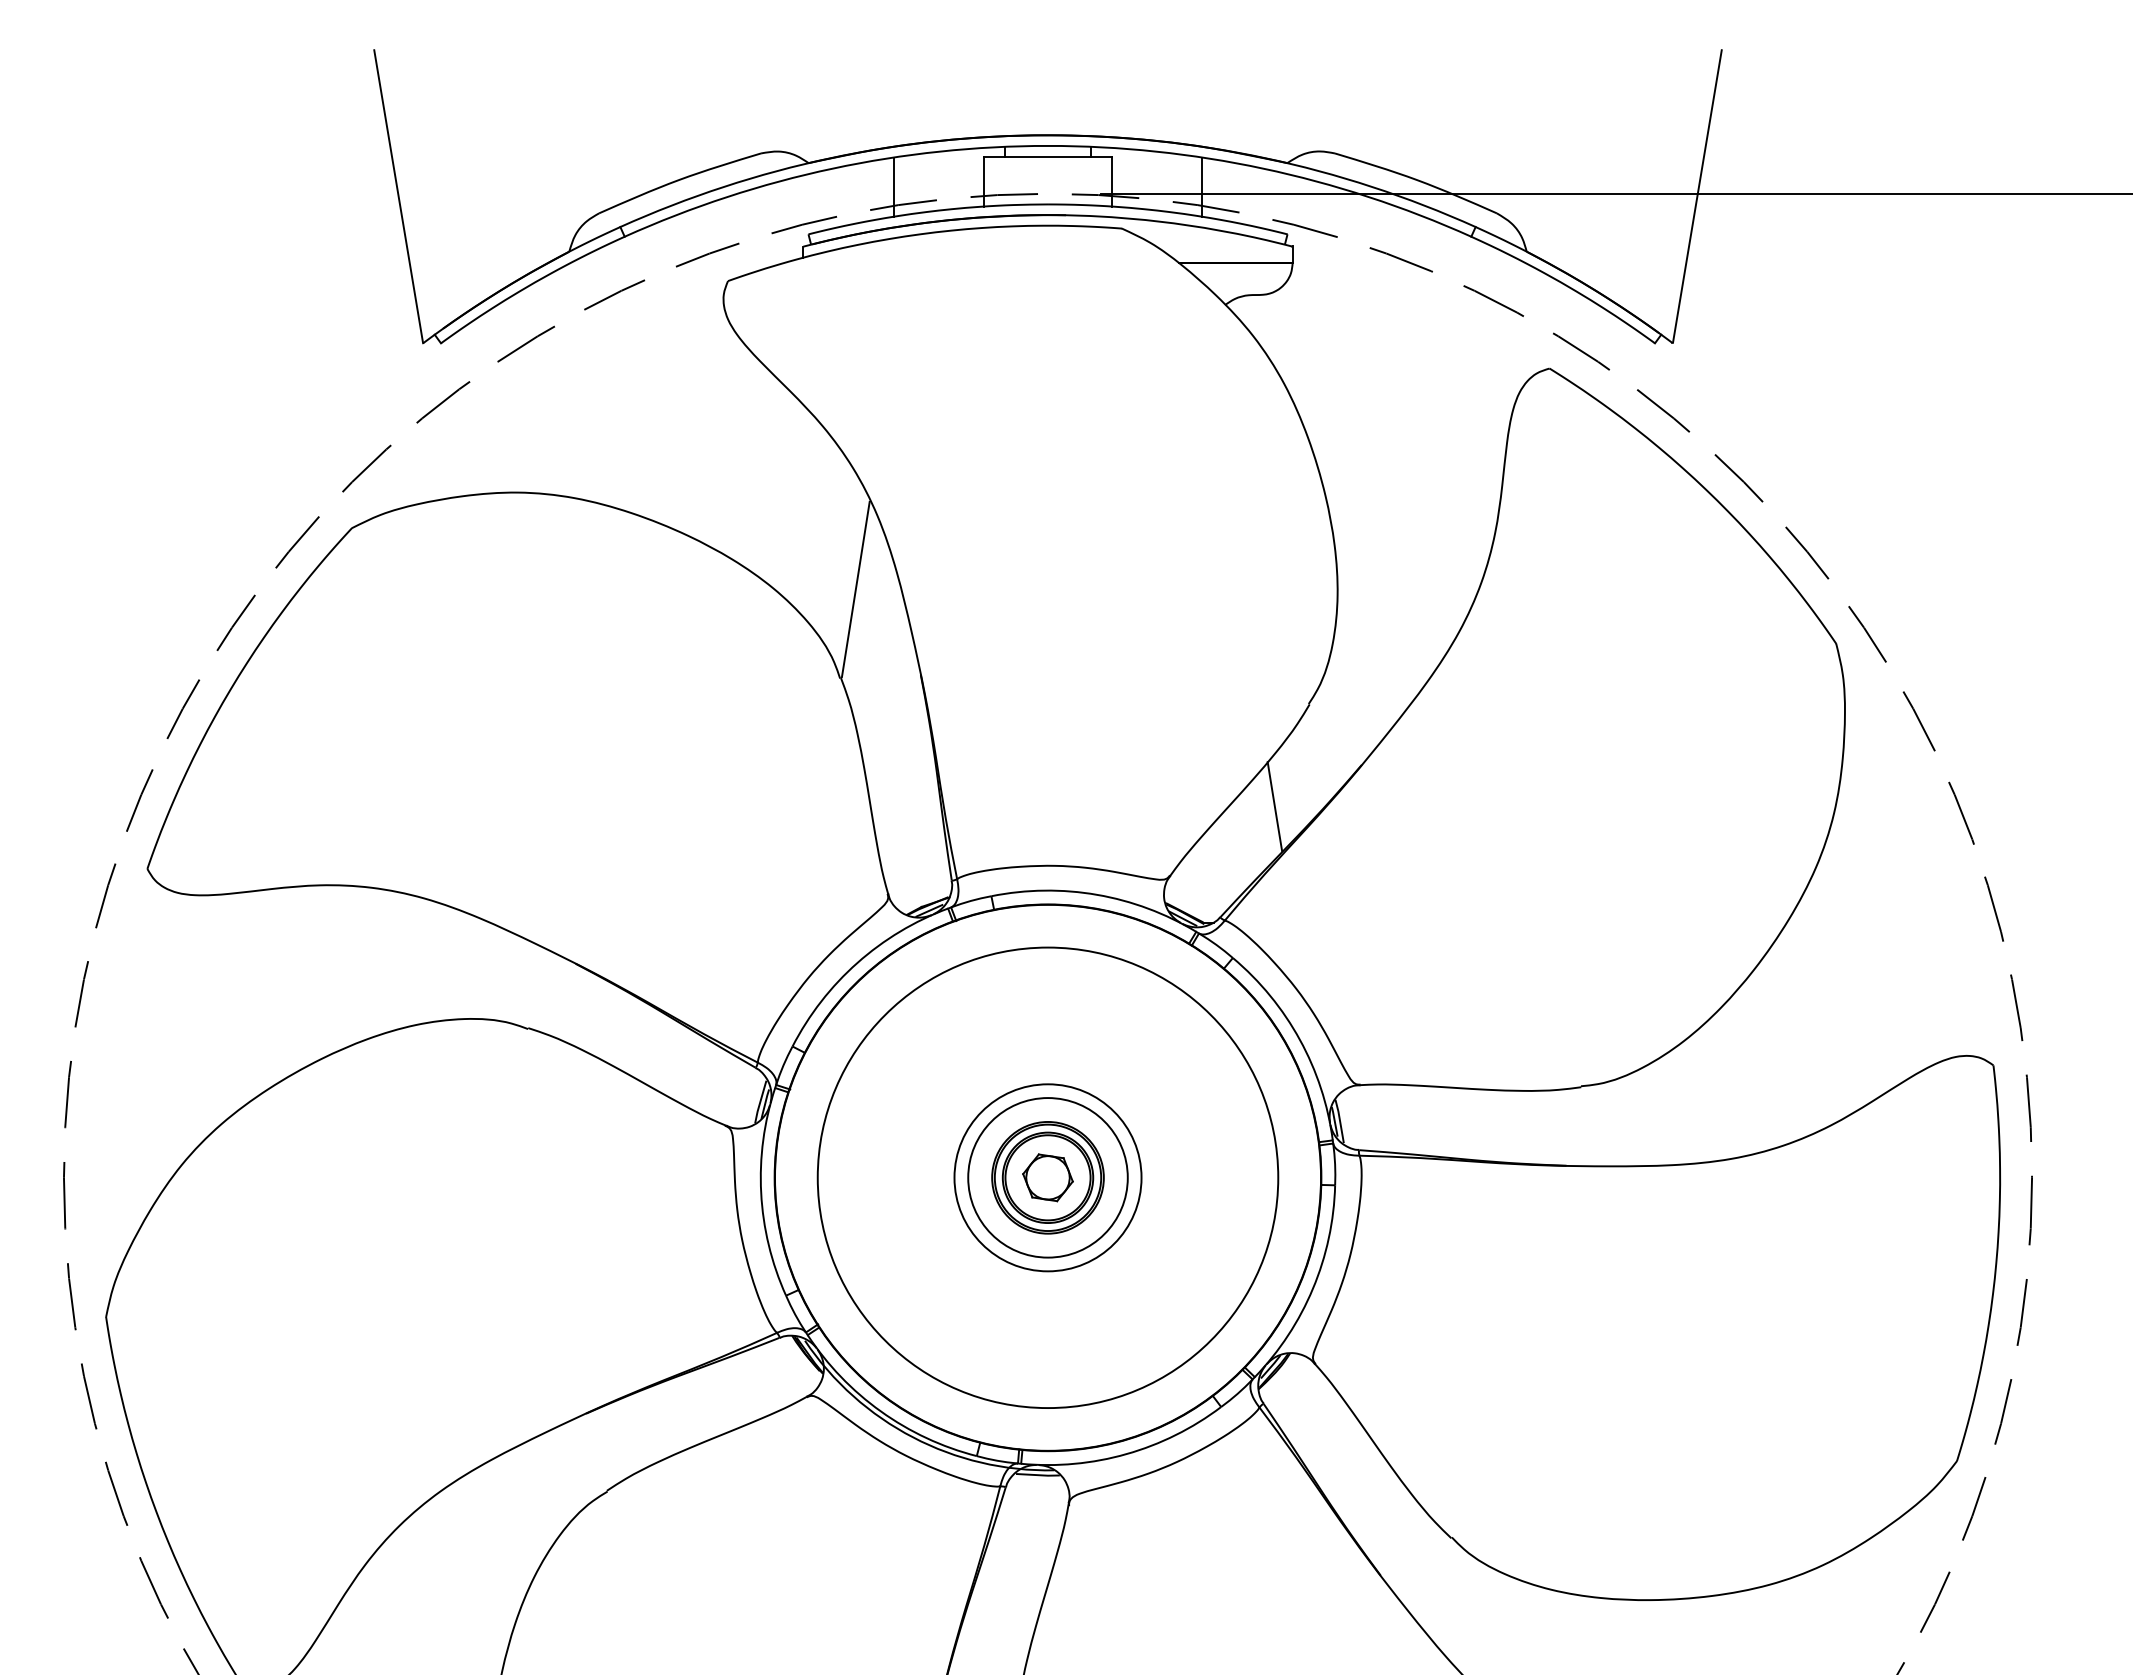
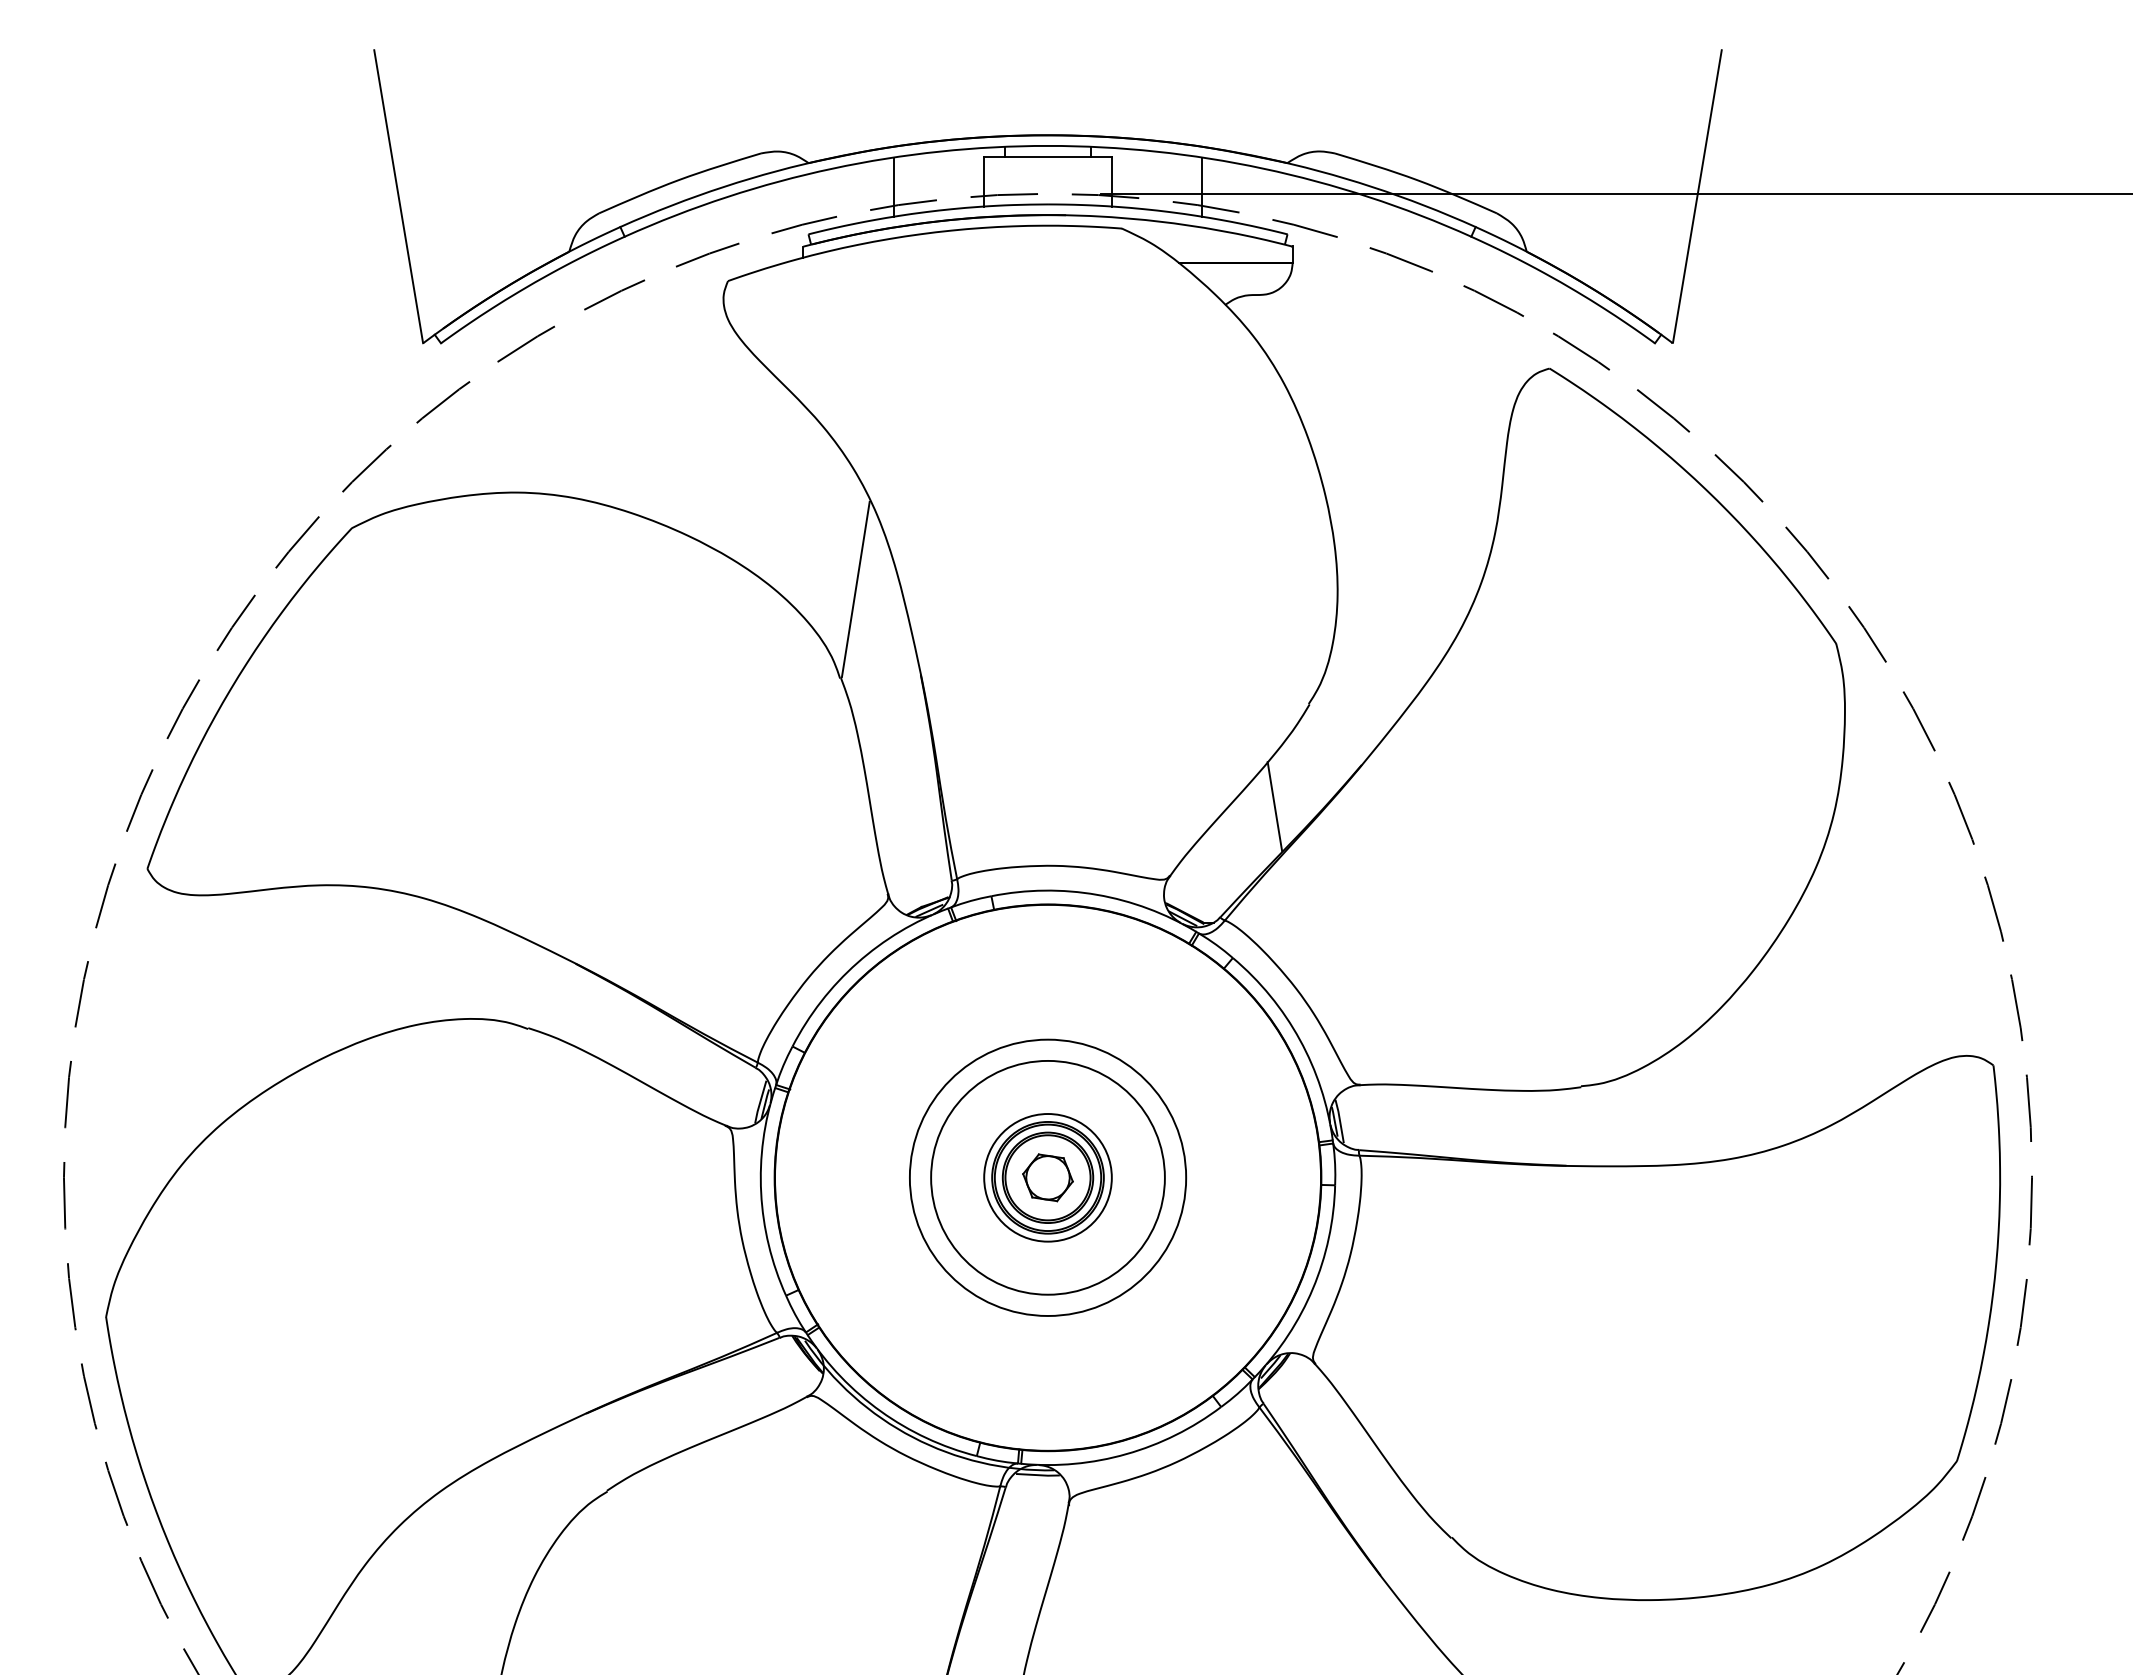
circle diameter: 160 px -> 128 px (1047, 1177)
circle diameter: 187 px -> 234 px (1047, 1177)
circle diameter: 461 px -> 276 px (1047, 1177)
